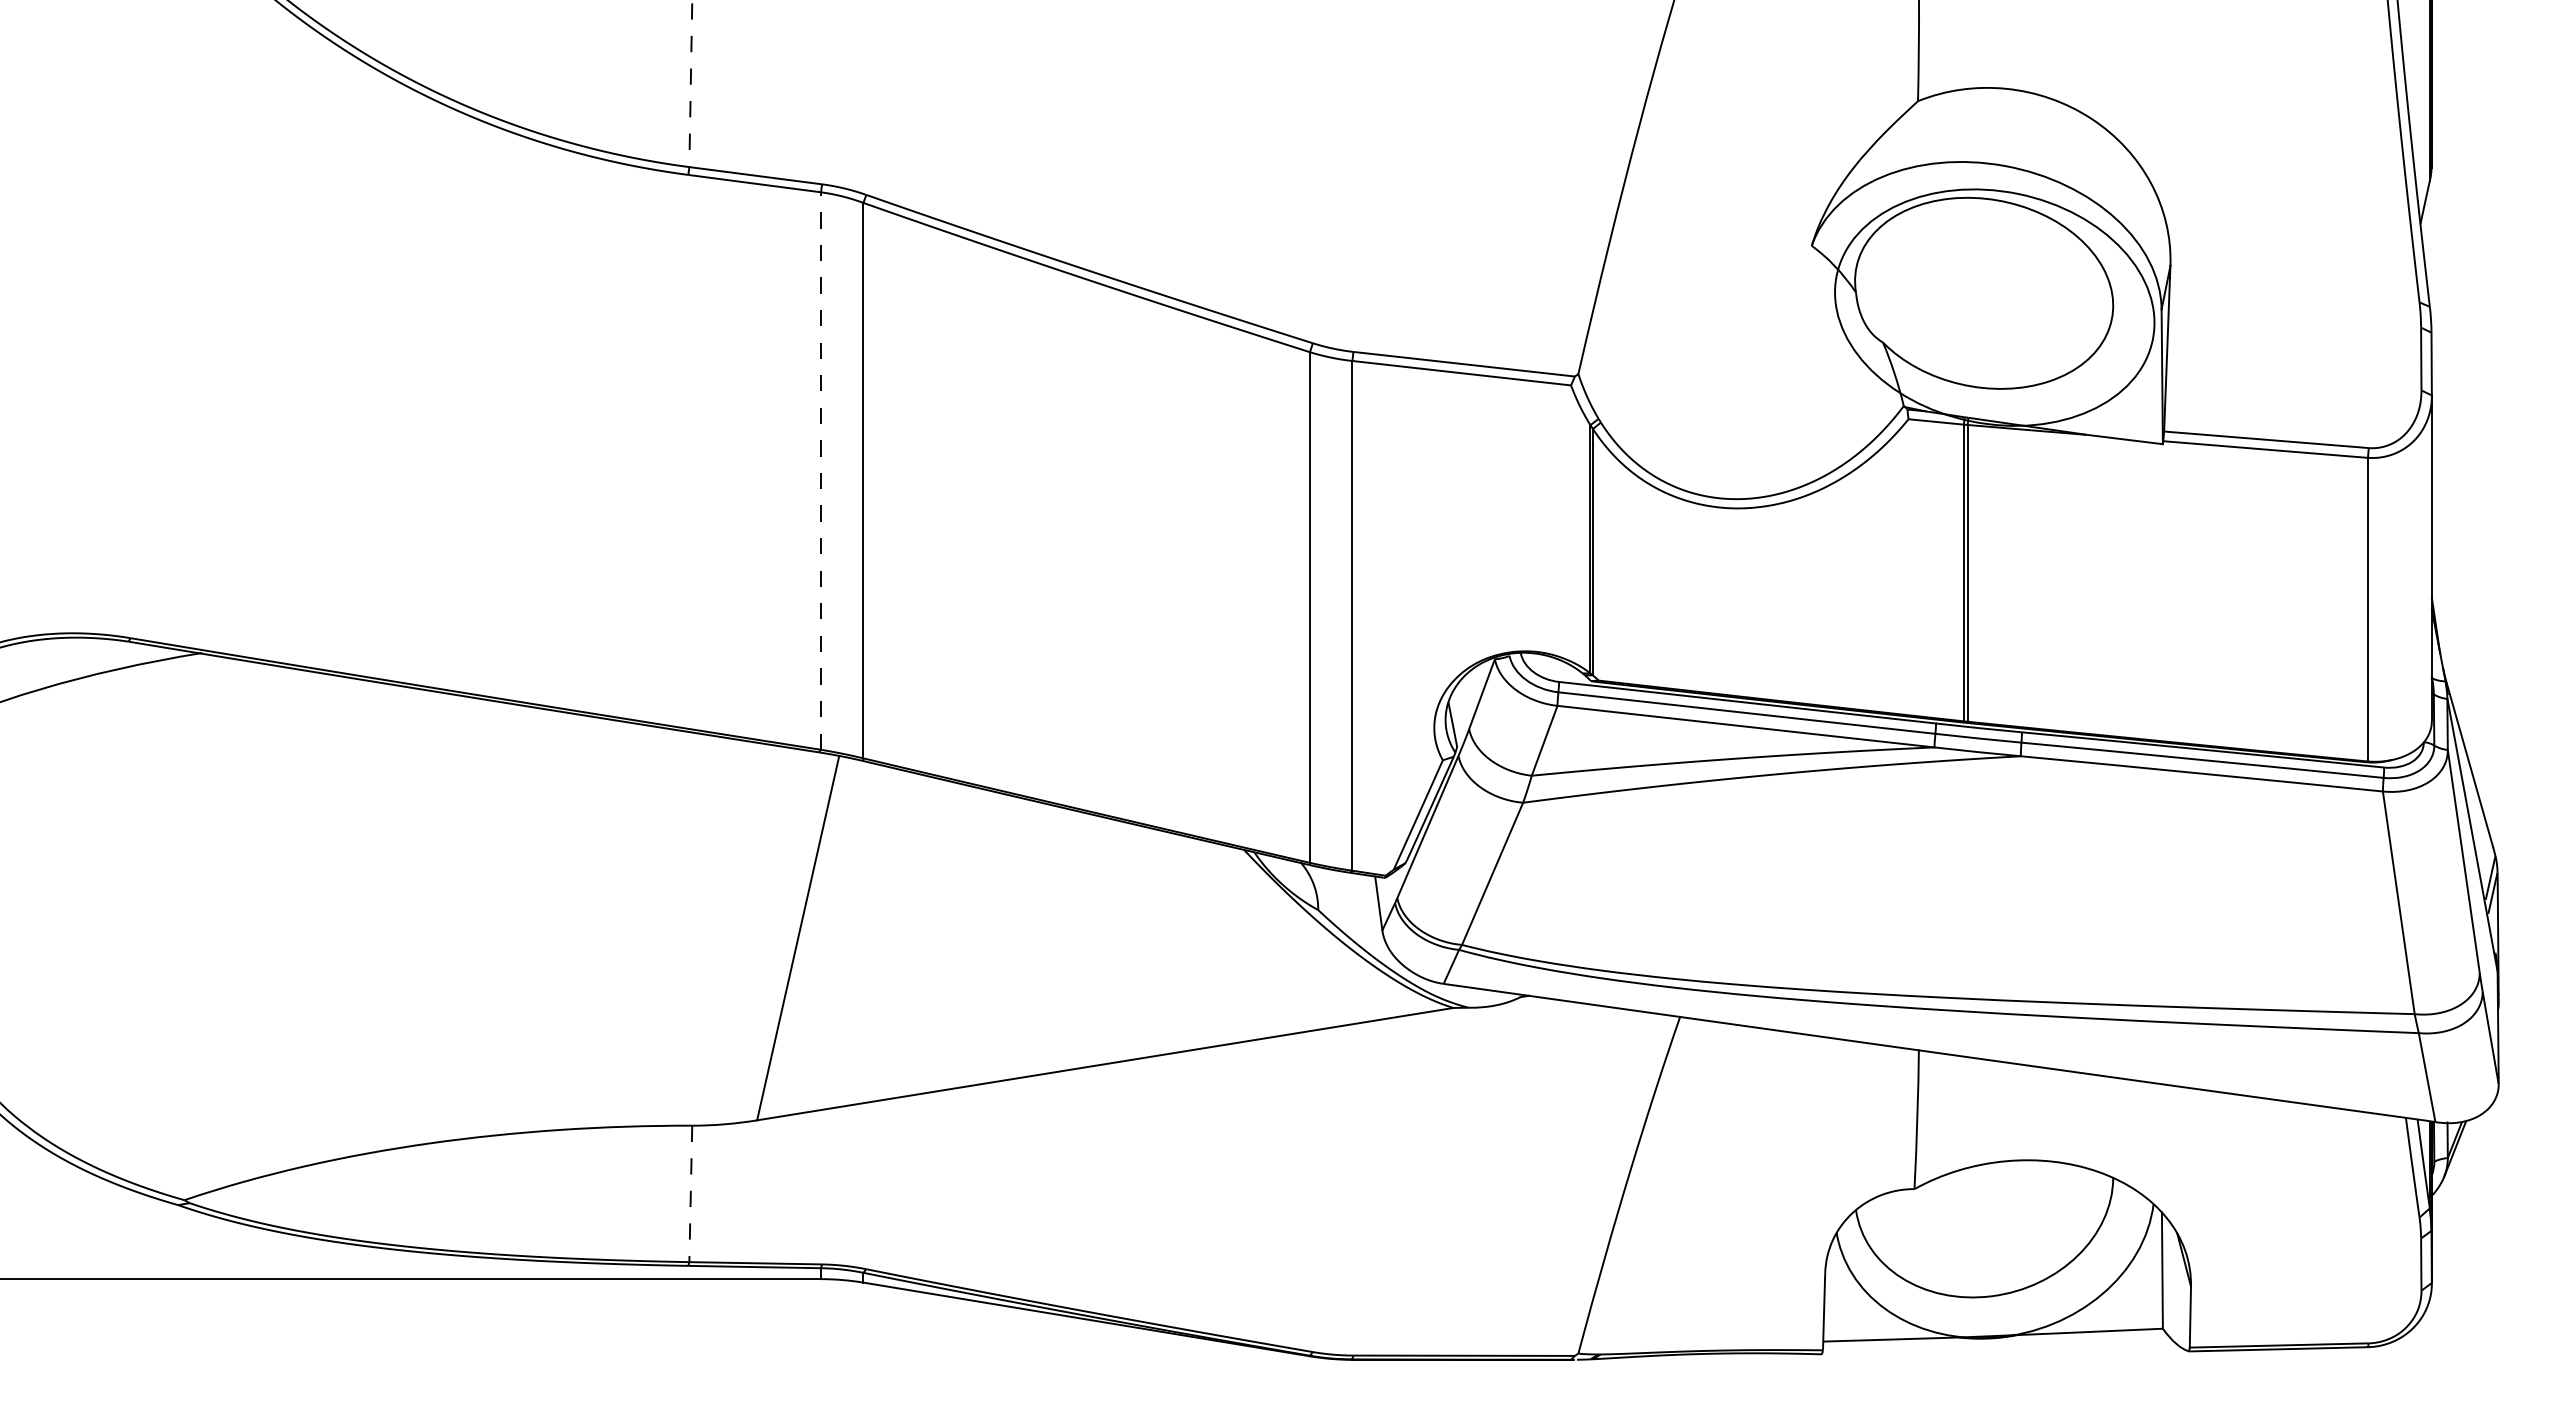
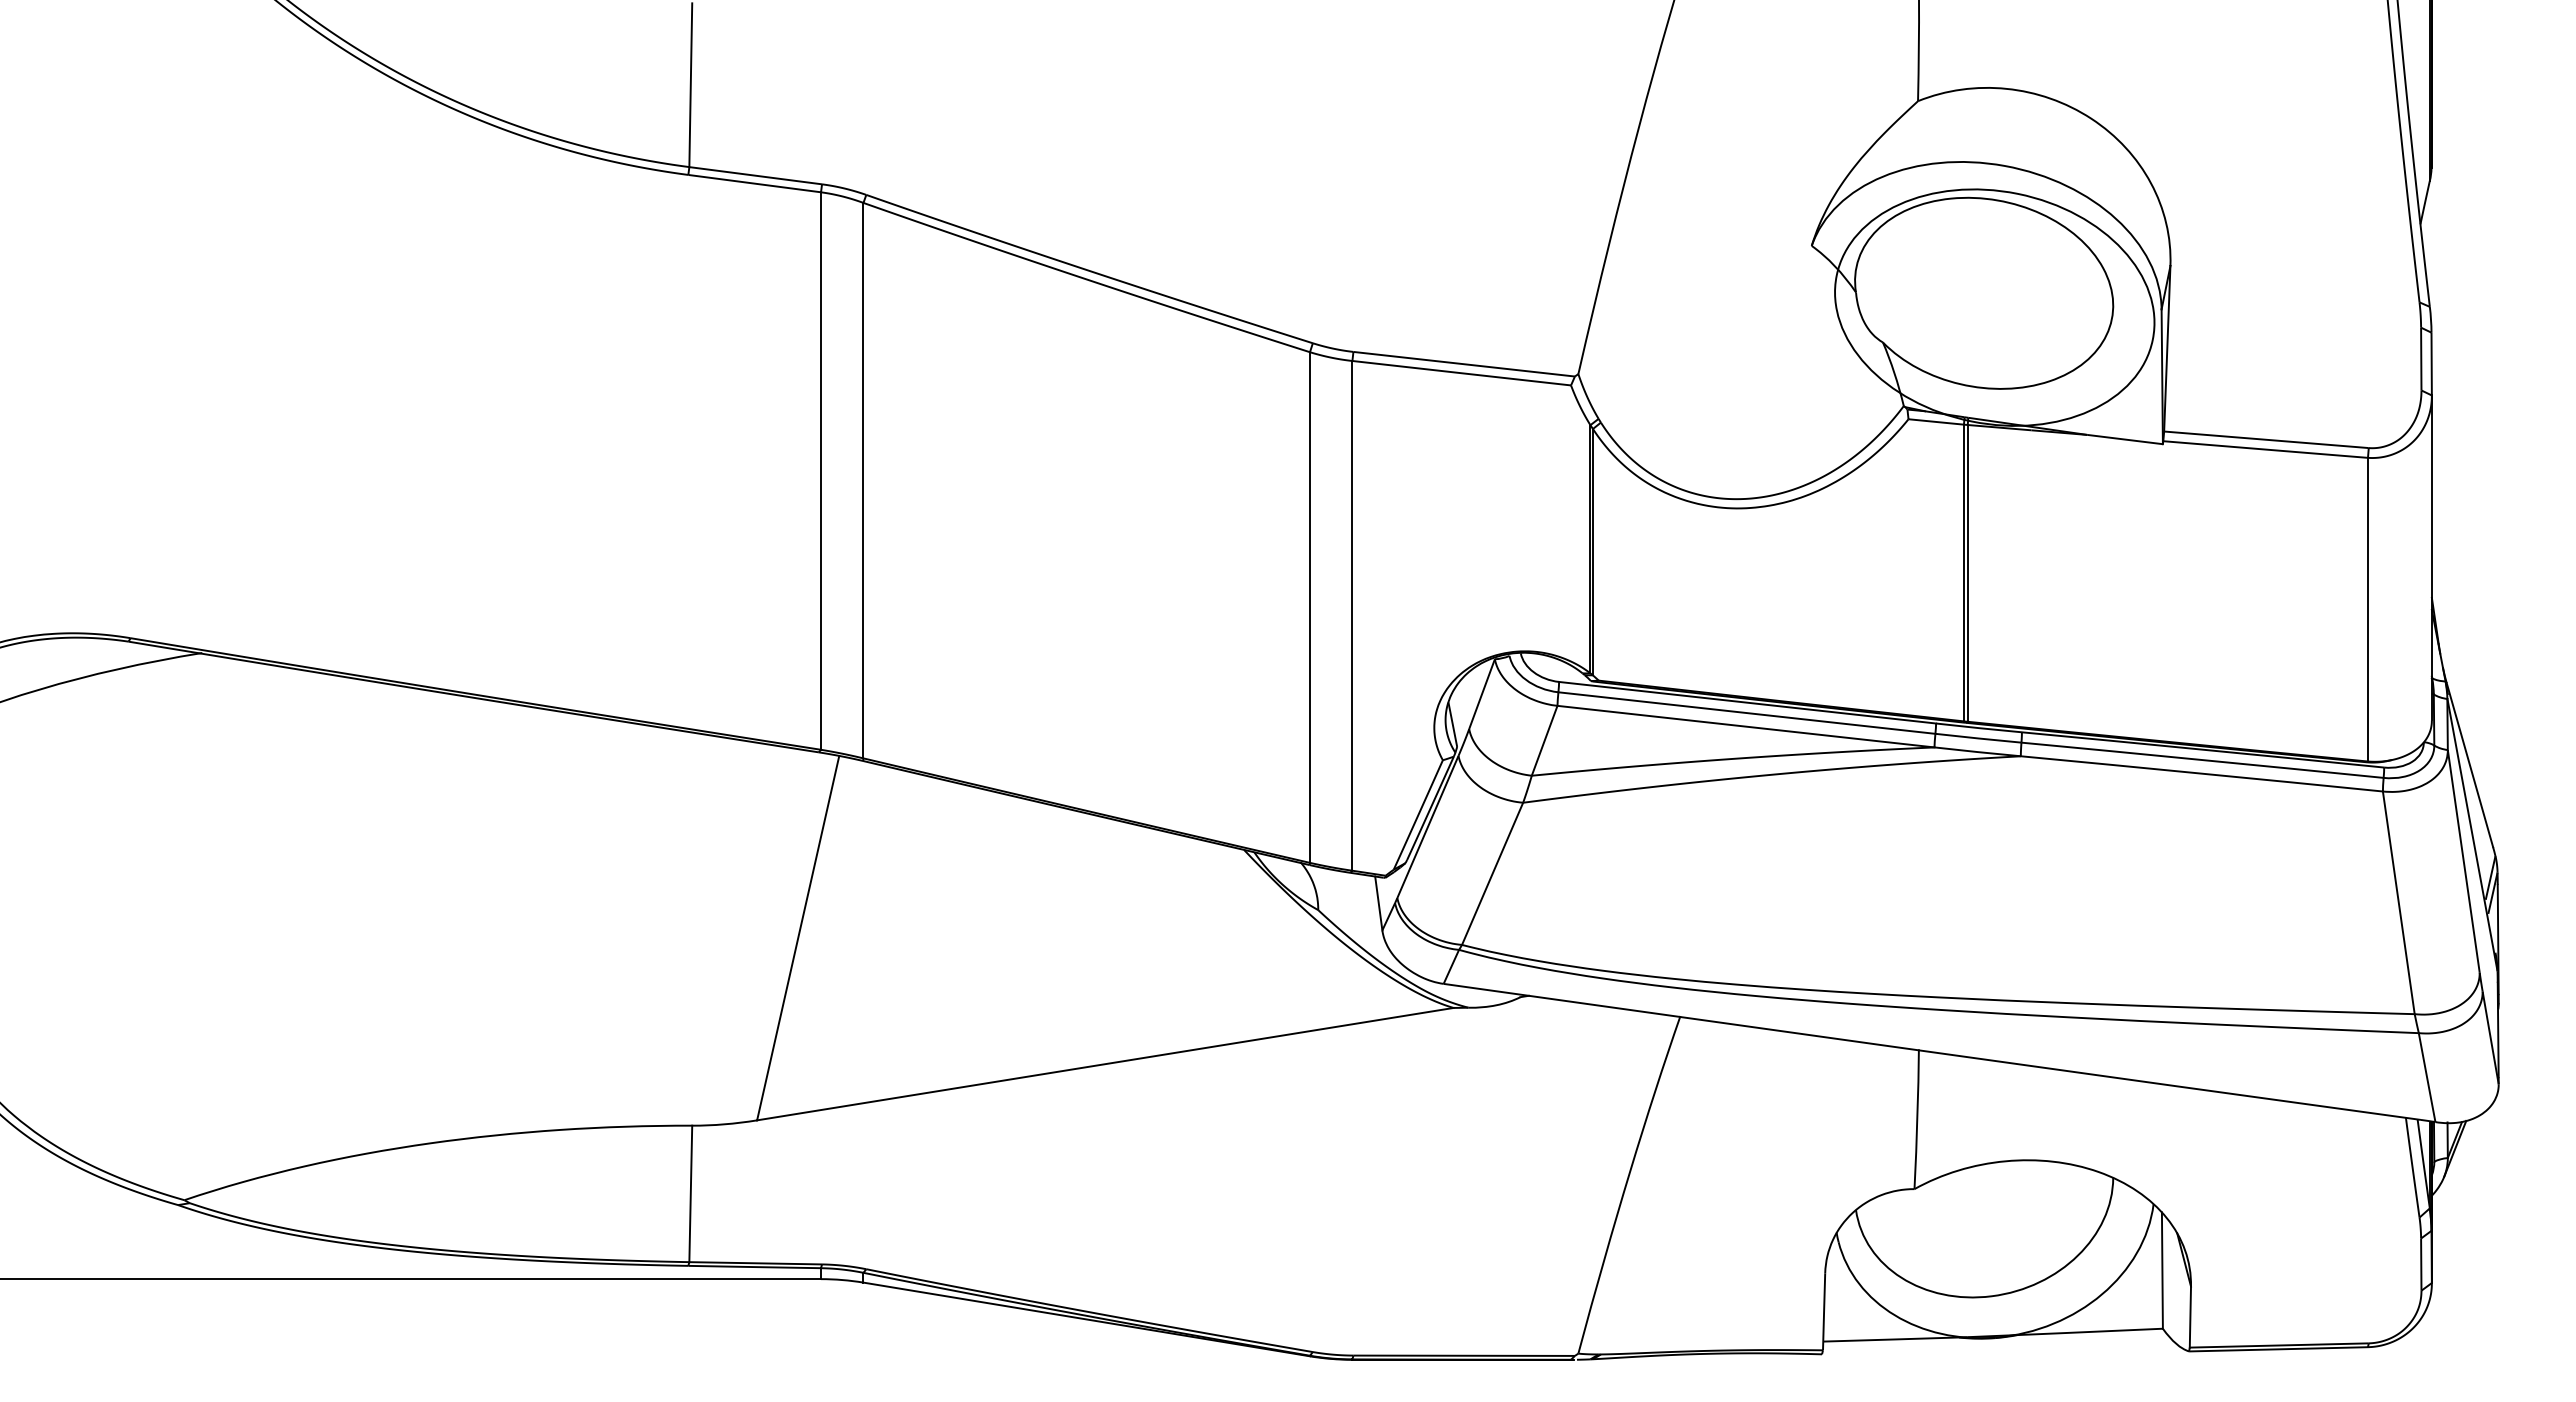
line: dashed -> solid (690, 85)
line: dashed -> solid (821, 471)
line: dashed -> solid (690, 1194)
